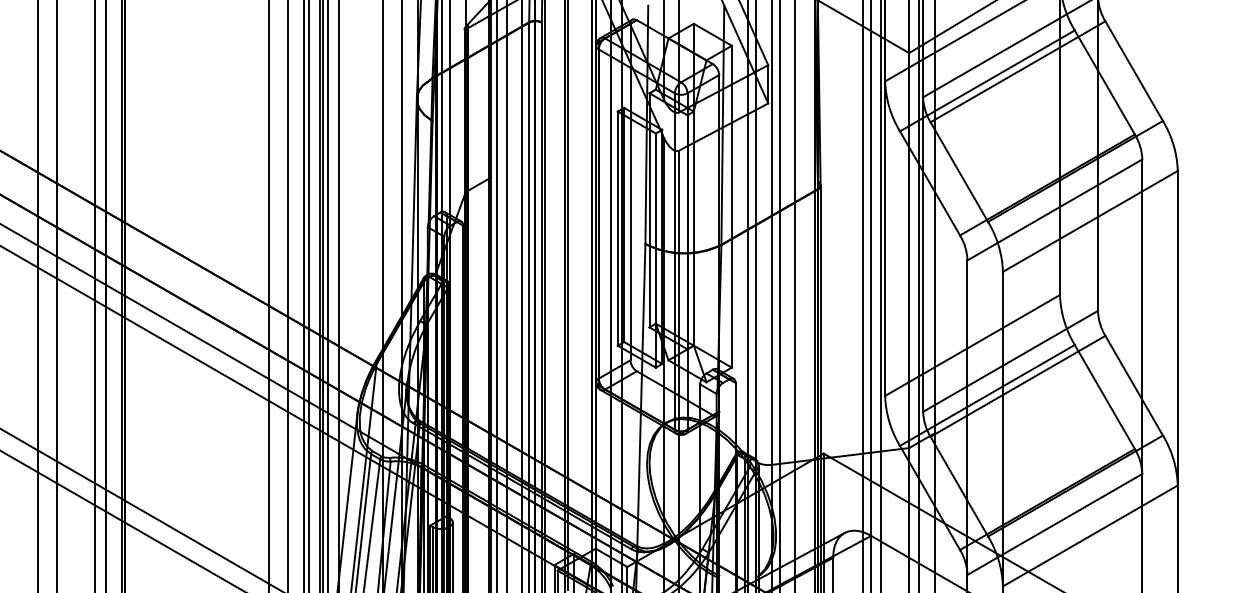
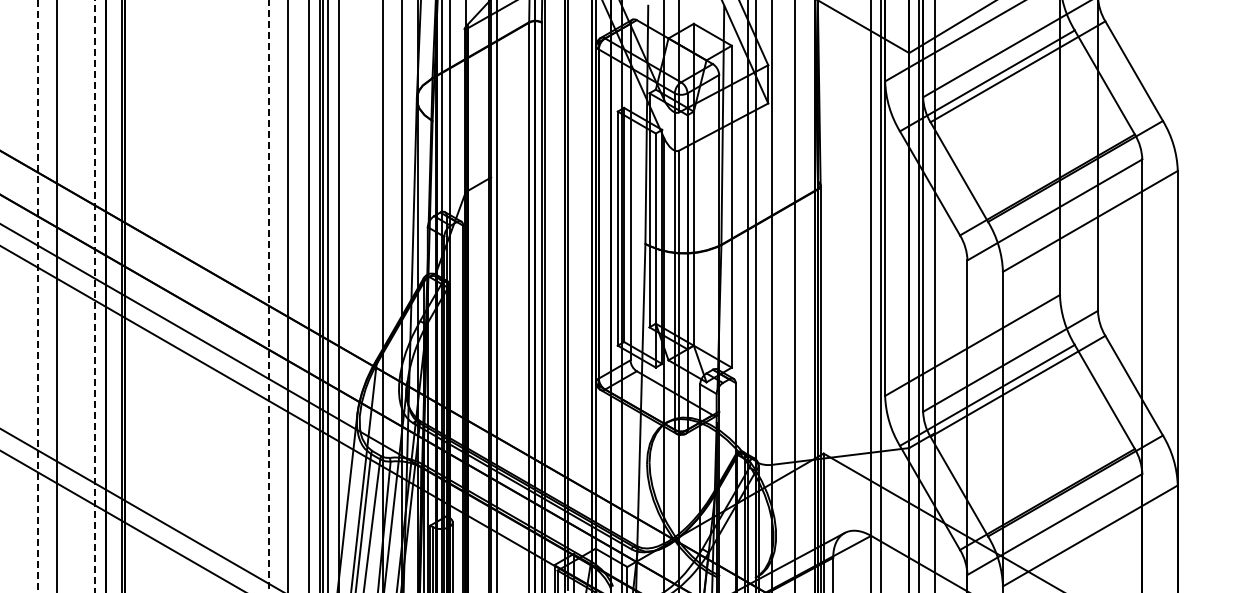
line: present -> none (303, 295)
line: present -> none (506, 295)
line: present -> none (522, 295)
line: present -> none (779, 295)
line: present -> none (862, 295)
line: solid -> dashed (95, 296)
line: solid -> dashed (37, 297)
line: solid -> dashed (269, 297)
